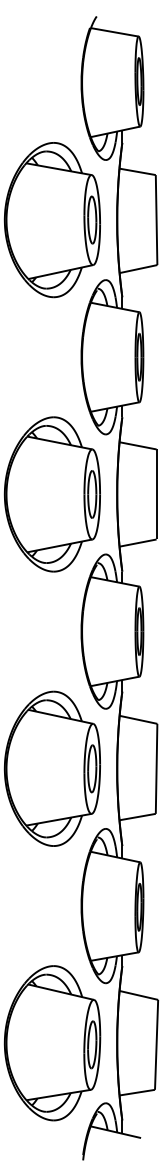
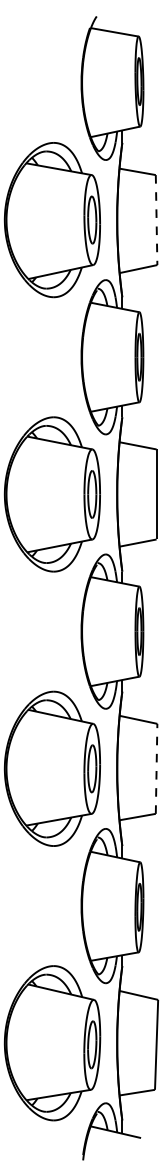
line: solid -> dashed (156, 220)
line: solid -> dashed (156, 768)
